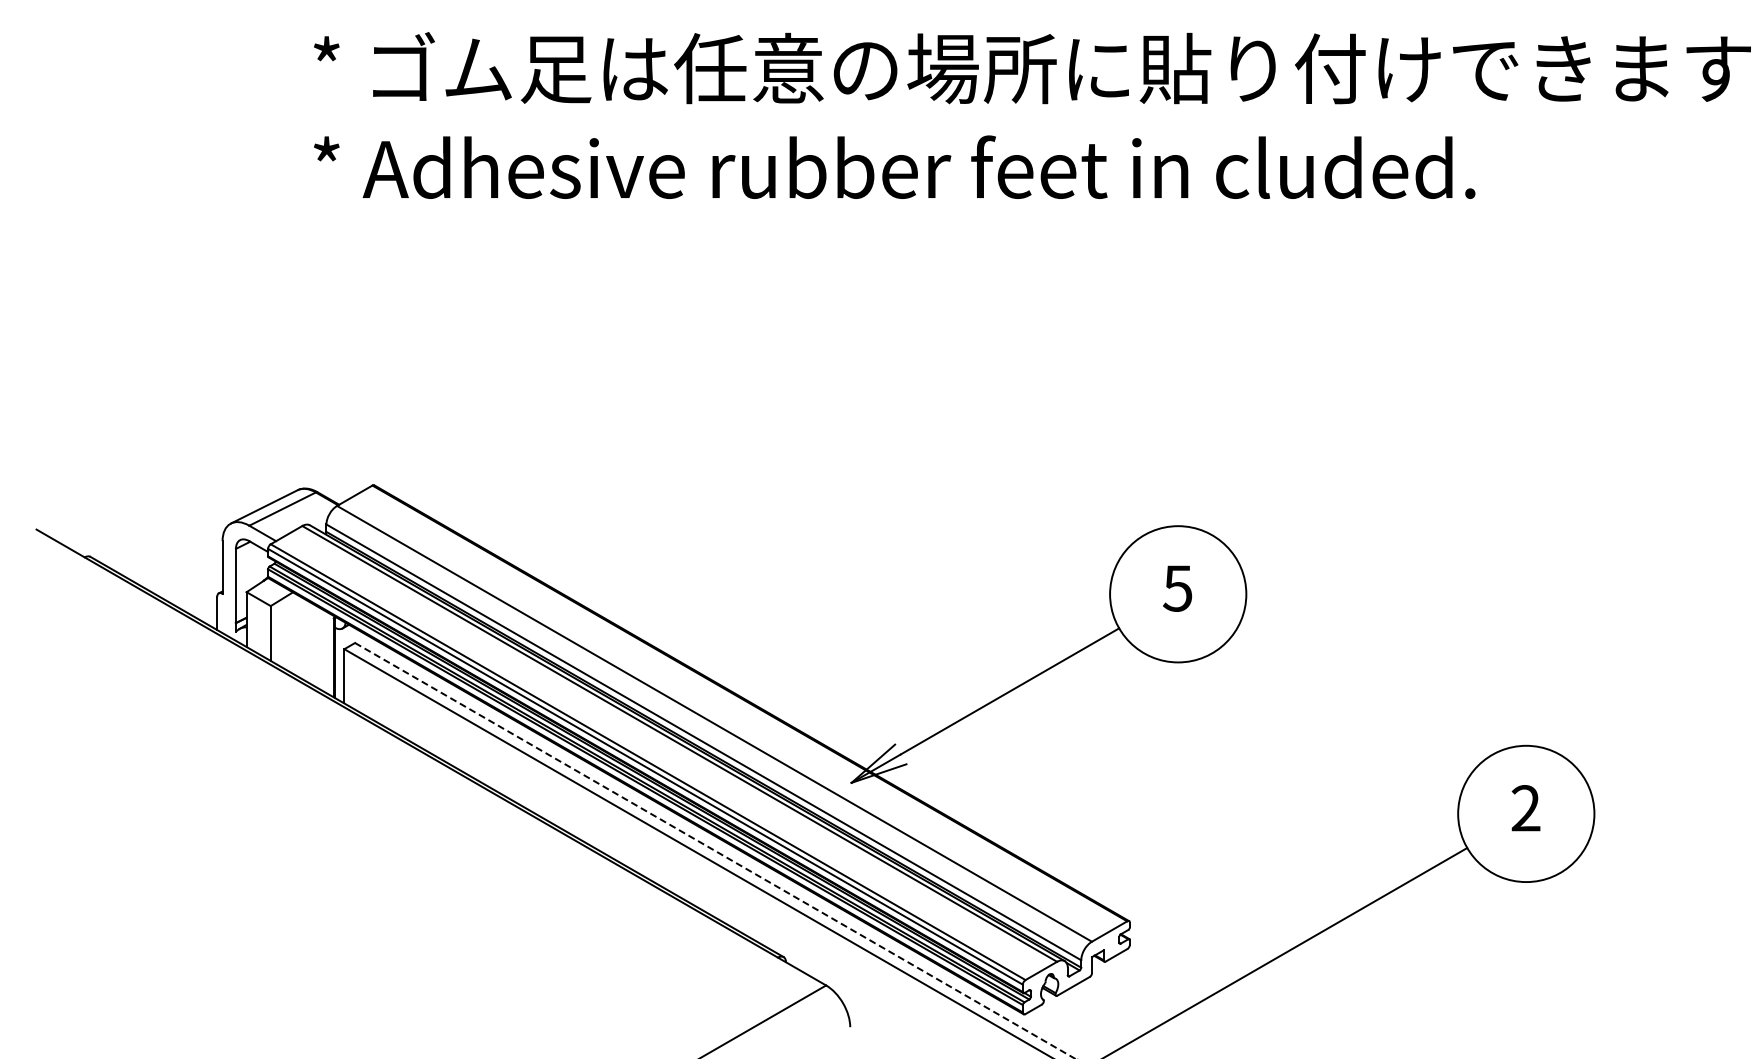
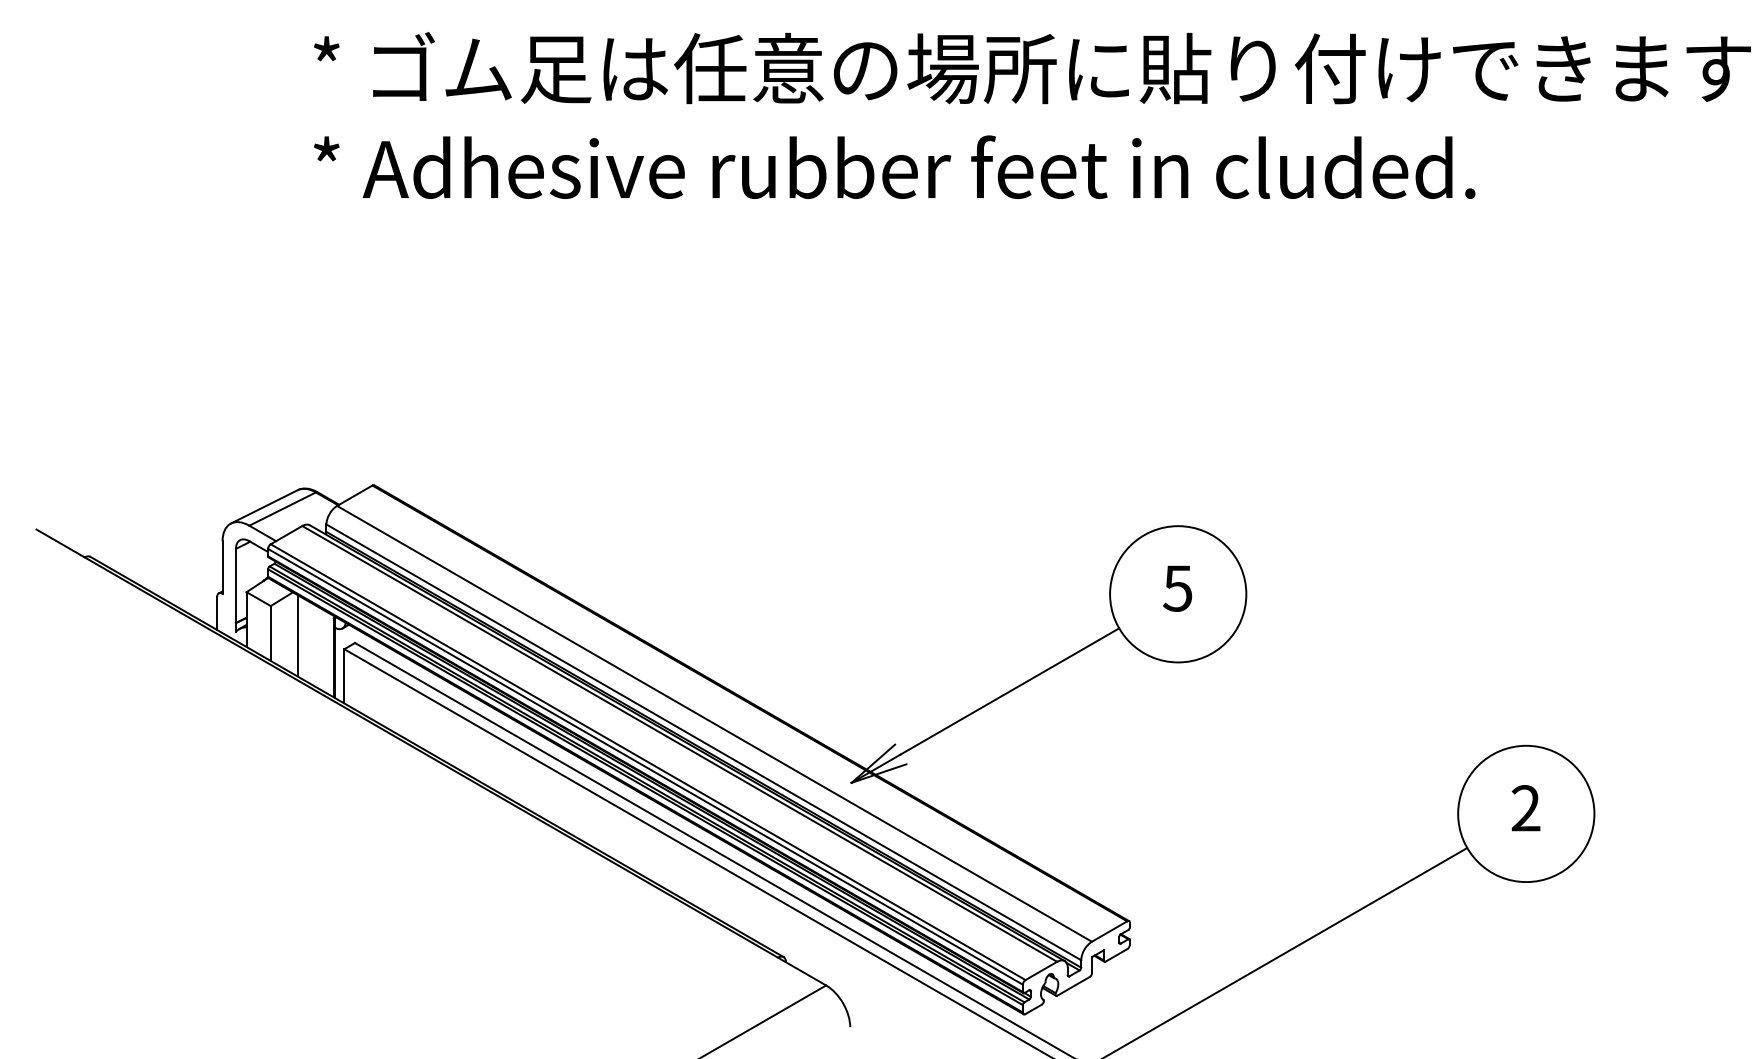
line: none -> present (297, 635)
line: dashed -> solid (714, 850)
